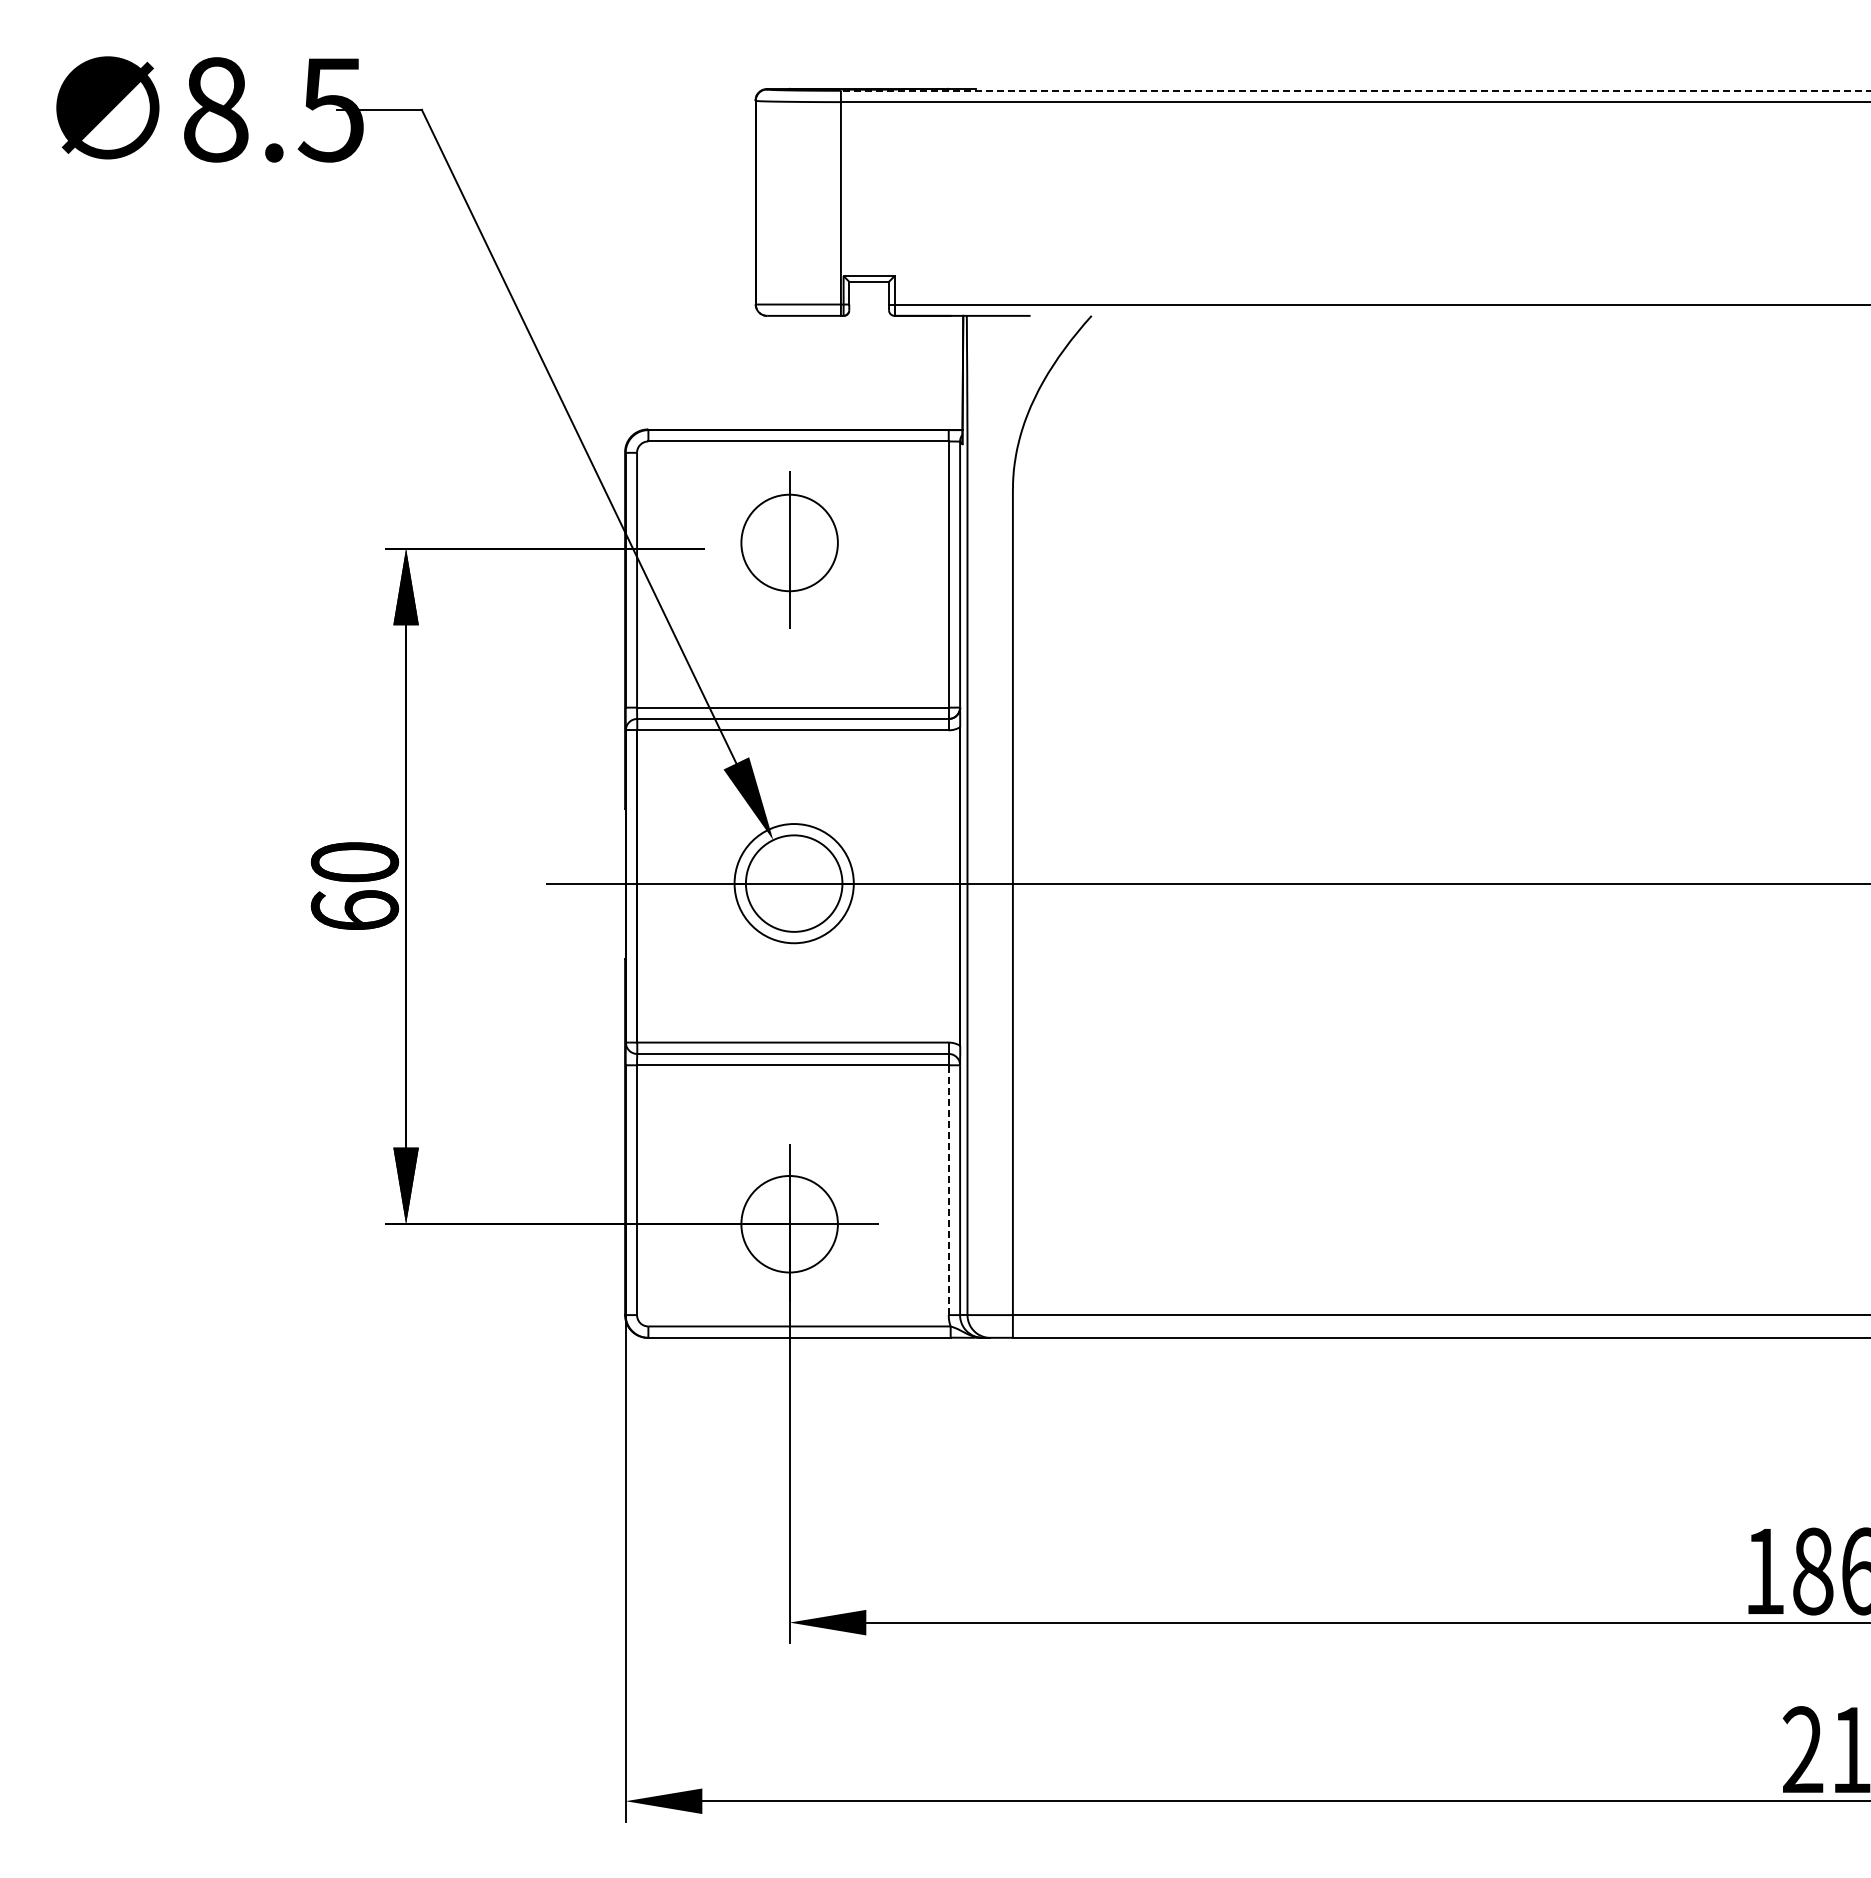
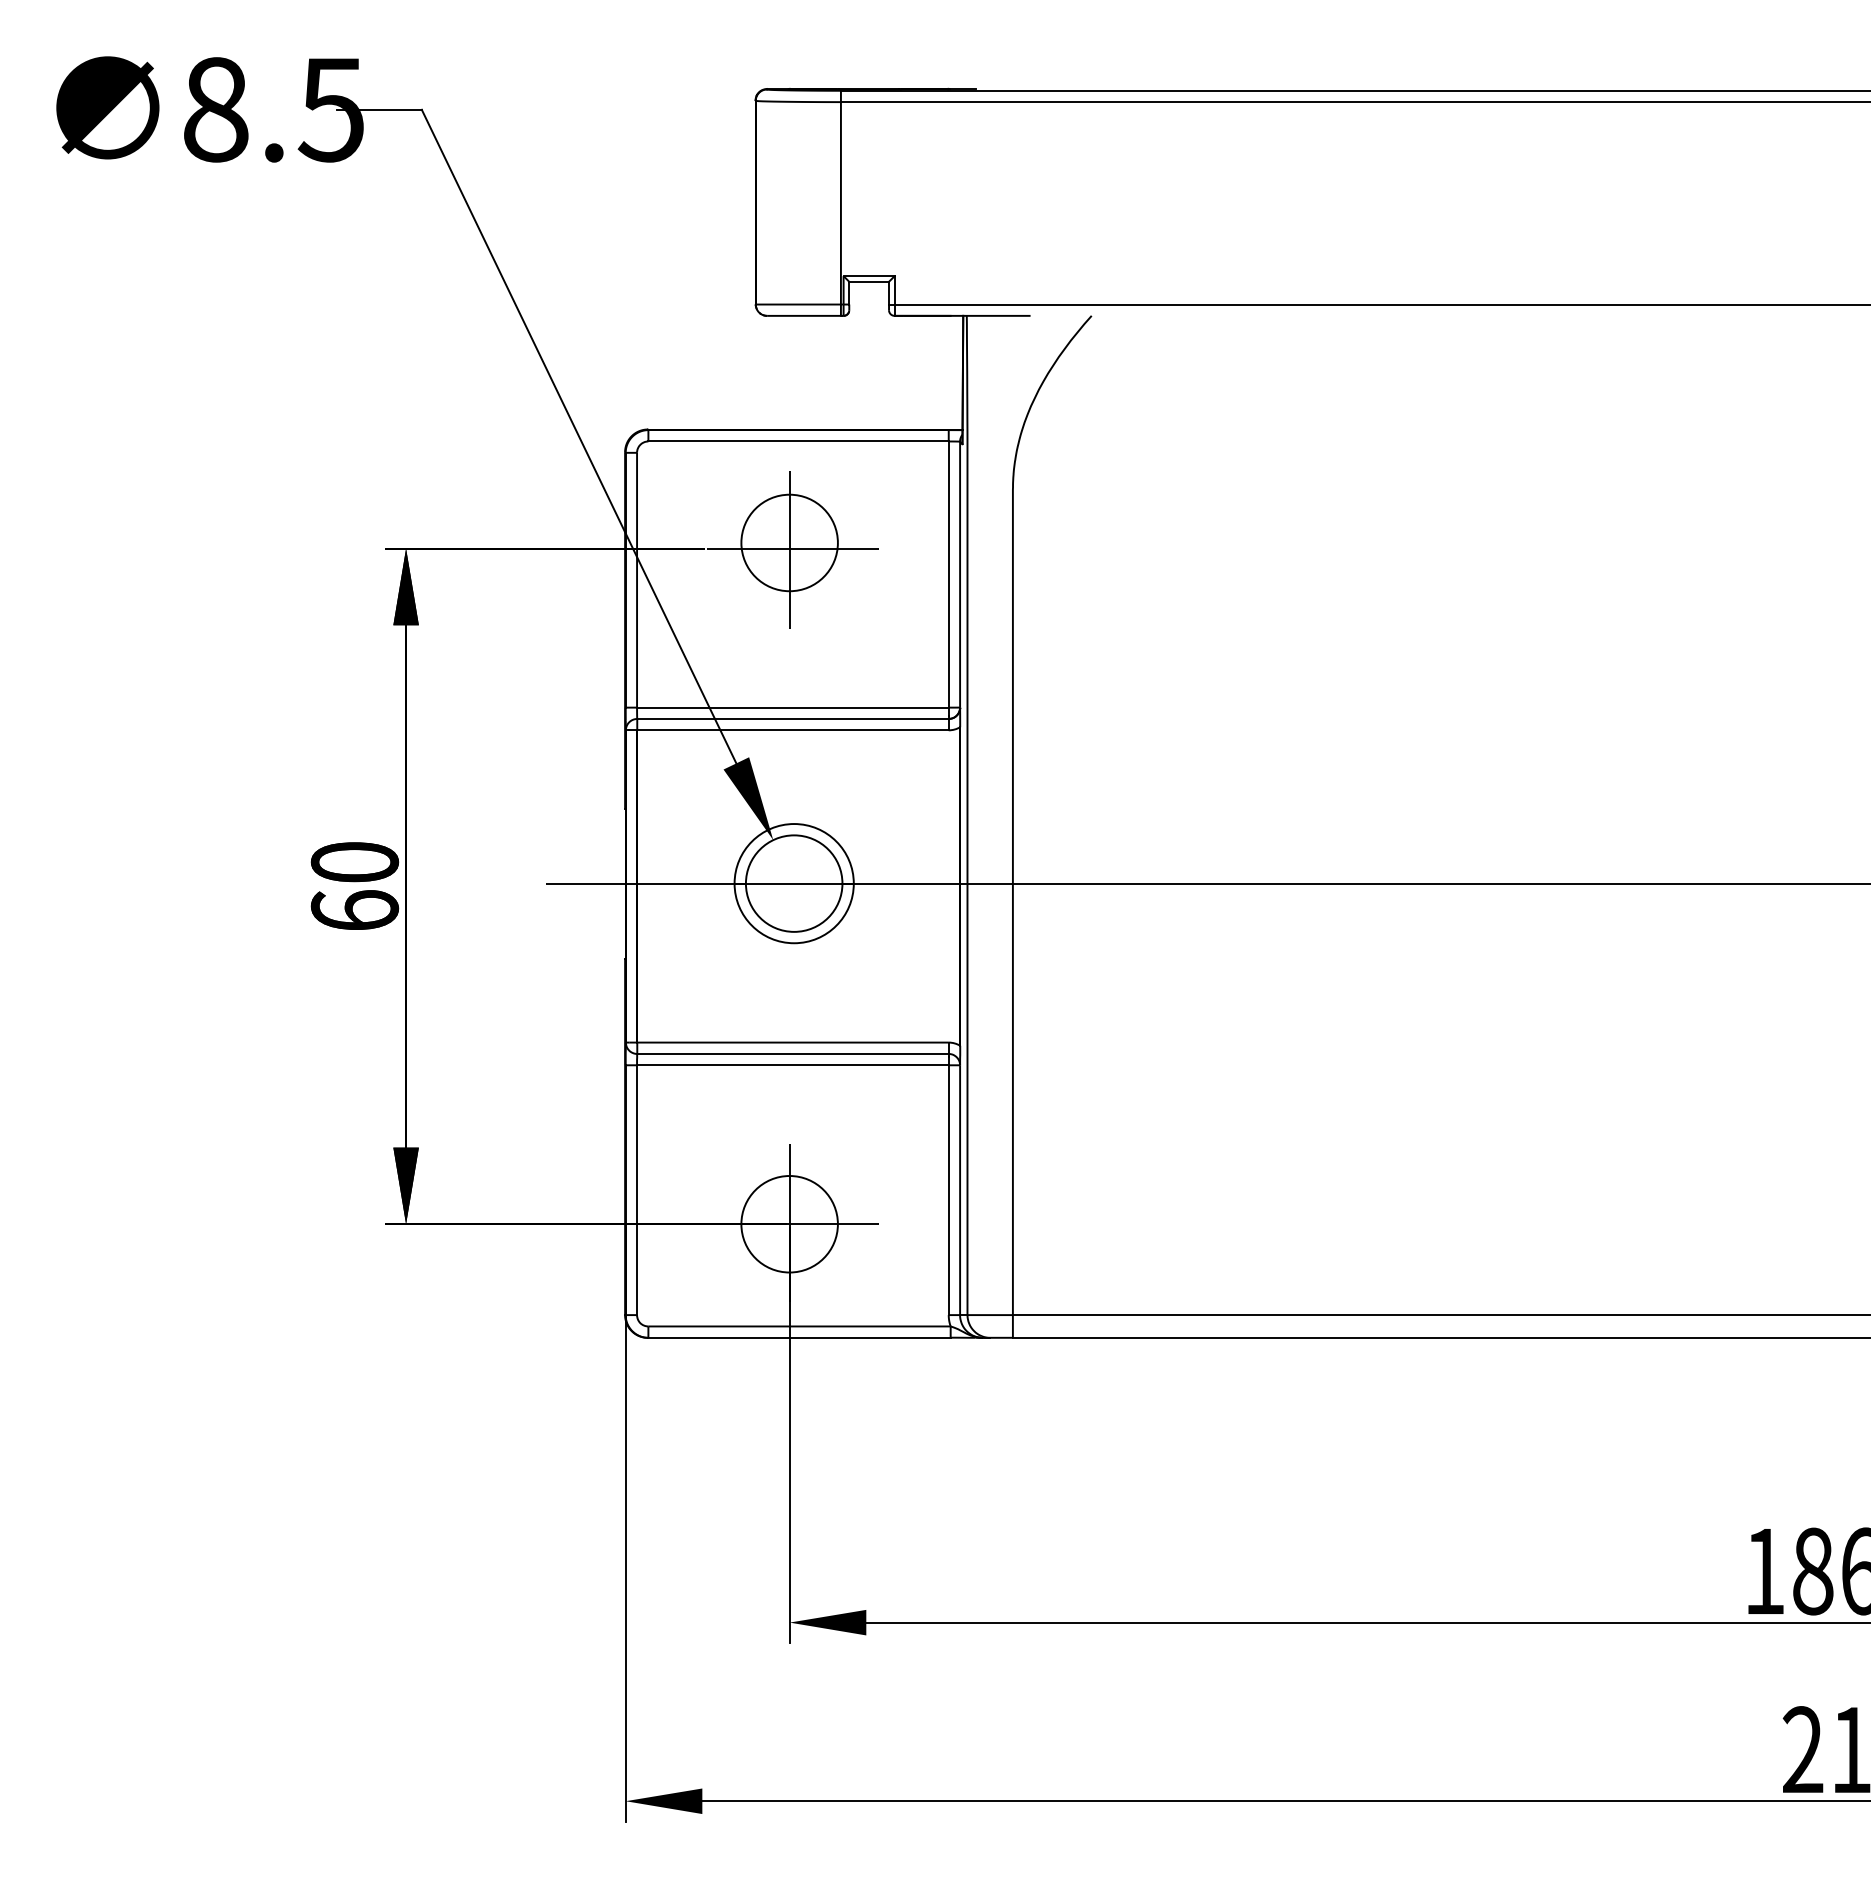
line: dashed -> solid (1355, 90)
line: none -> present (792, 548)
line: dashed -> solid (948, 1190)
